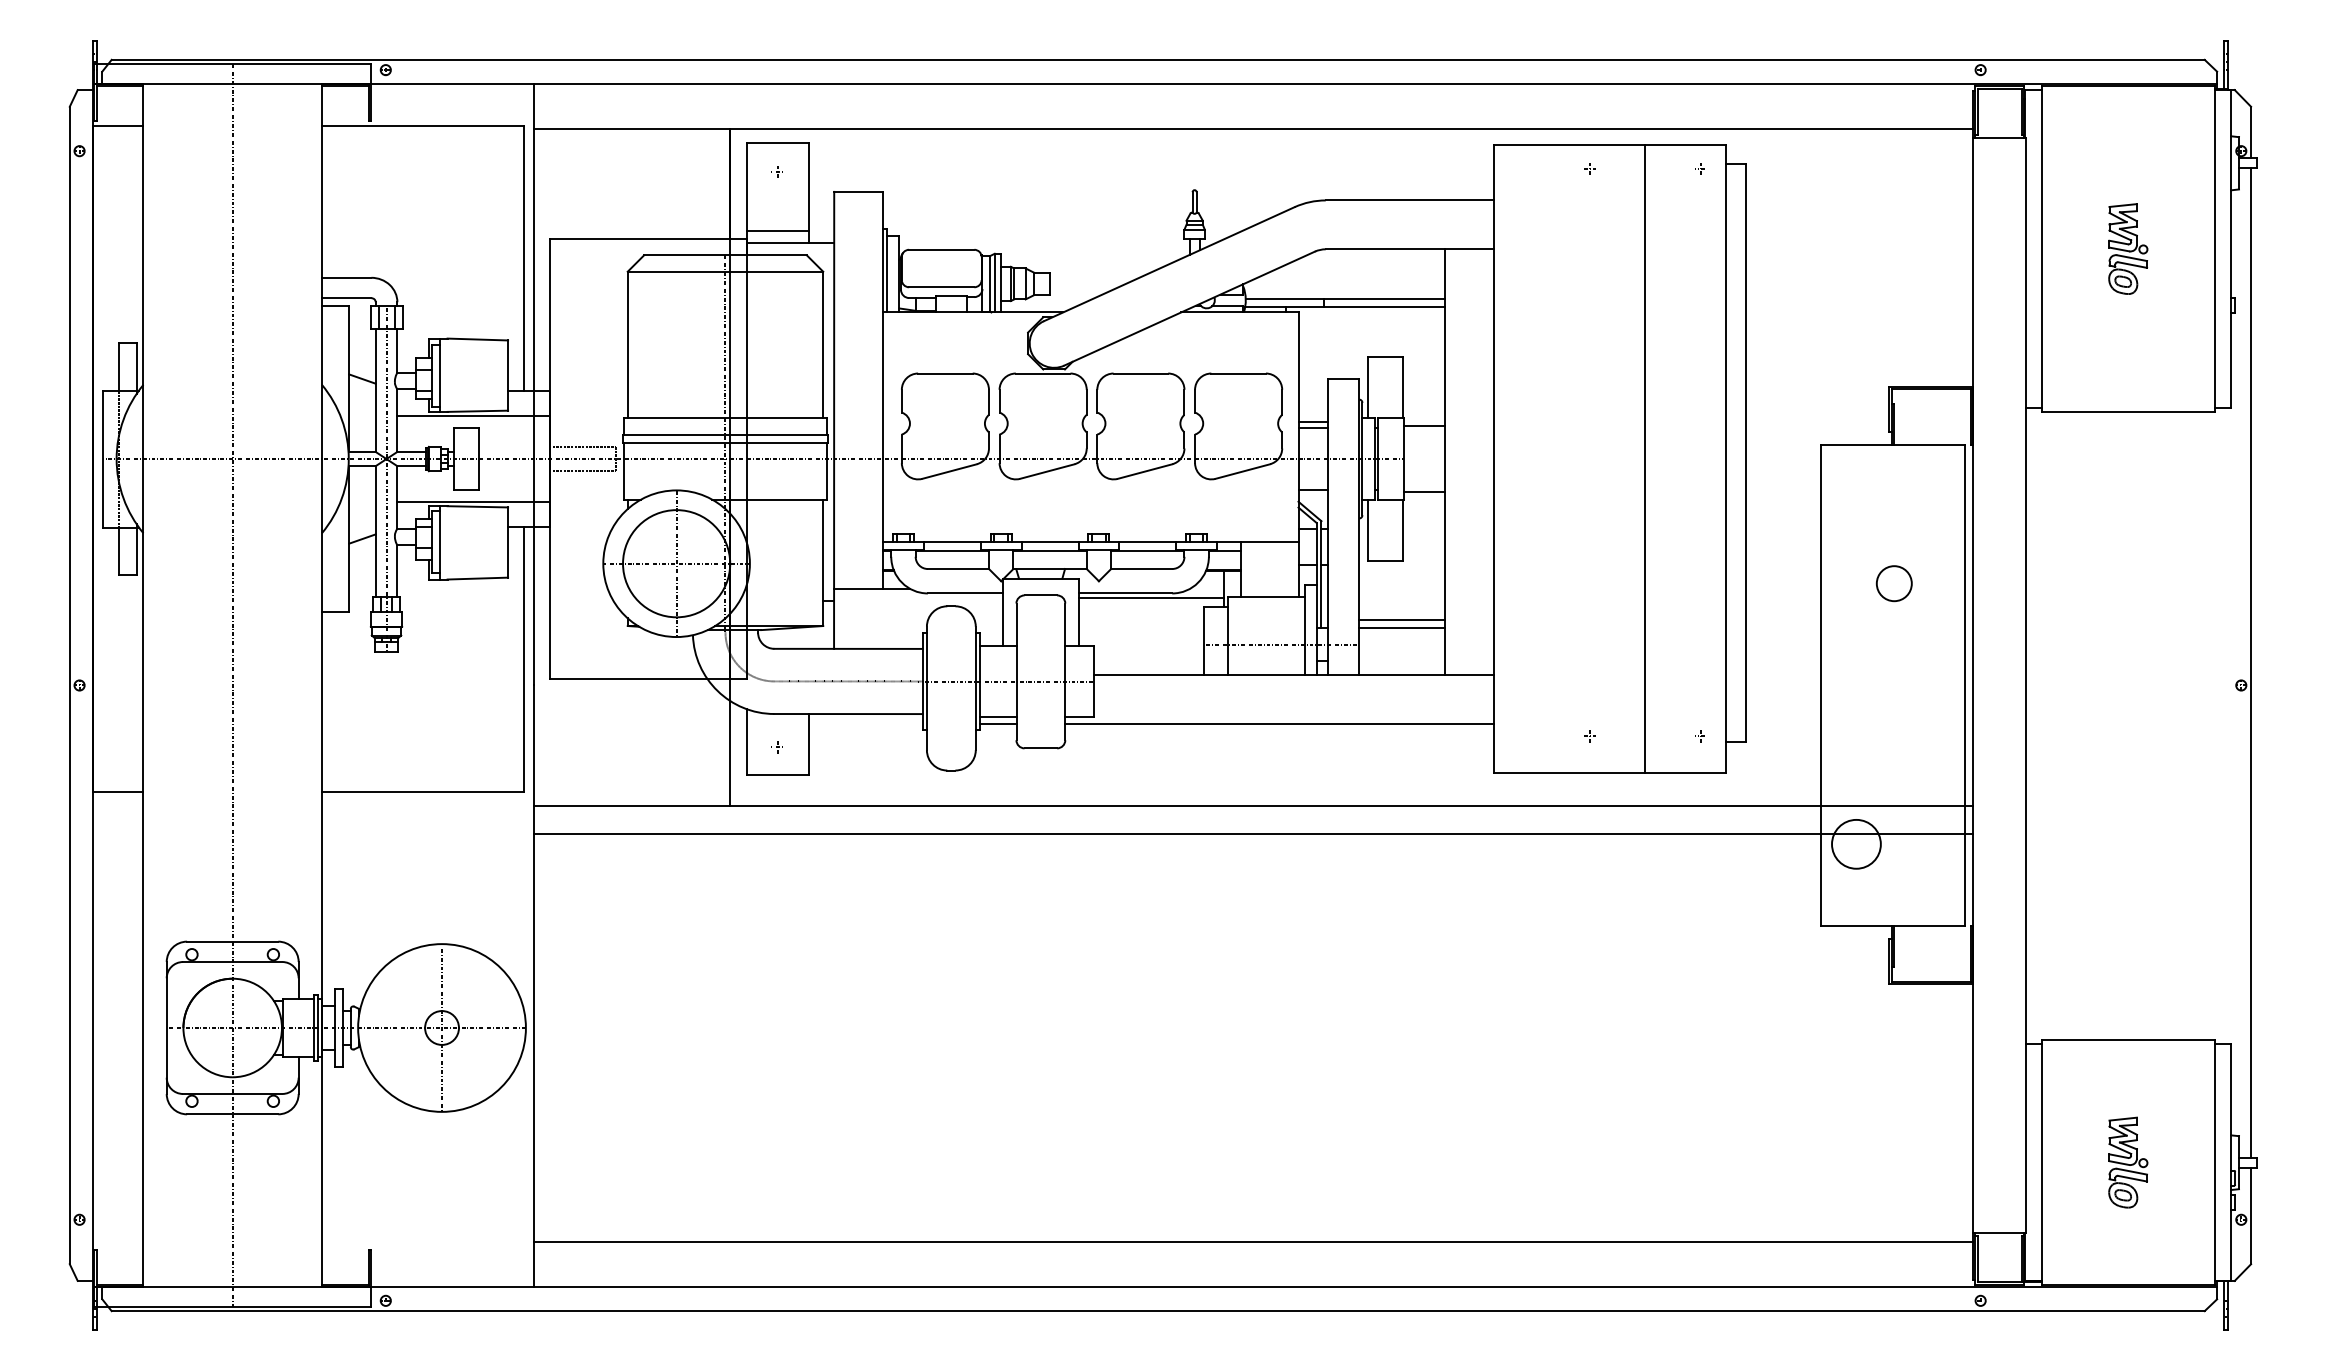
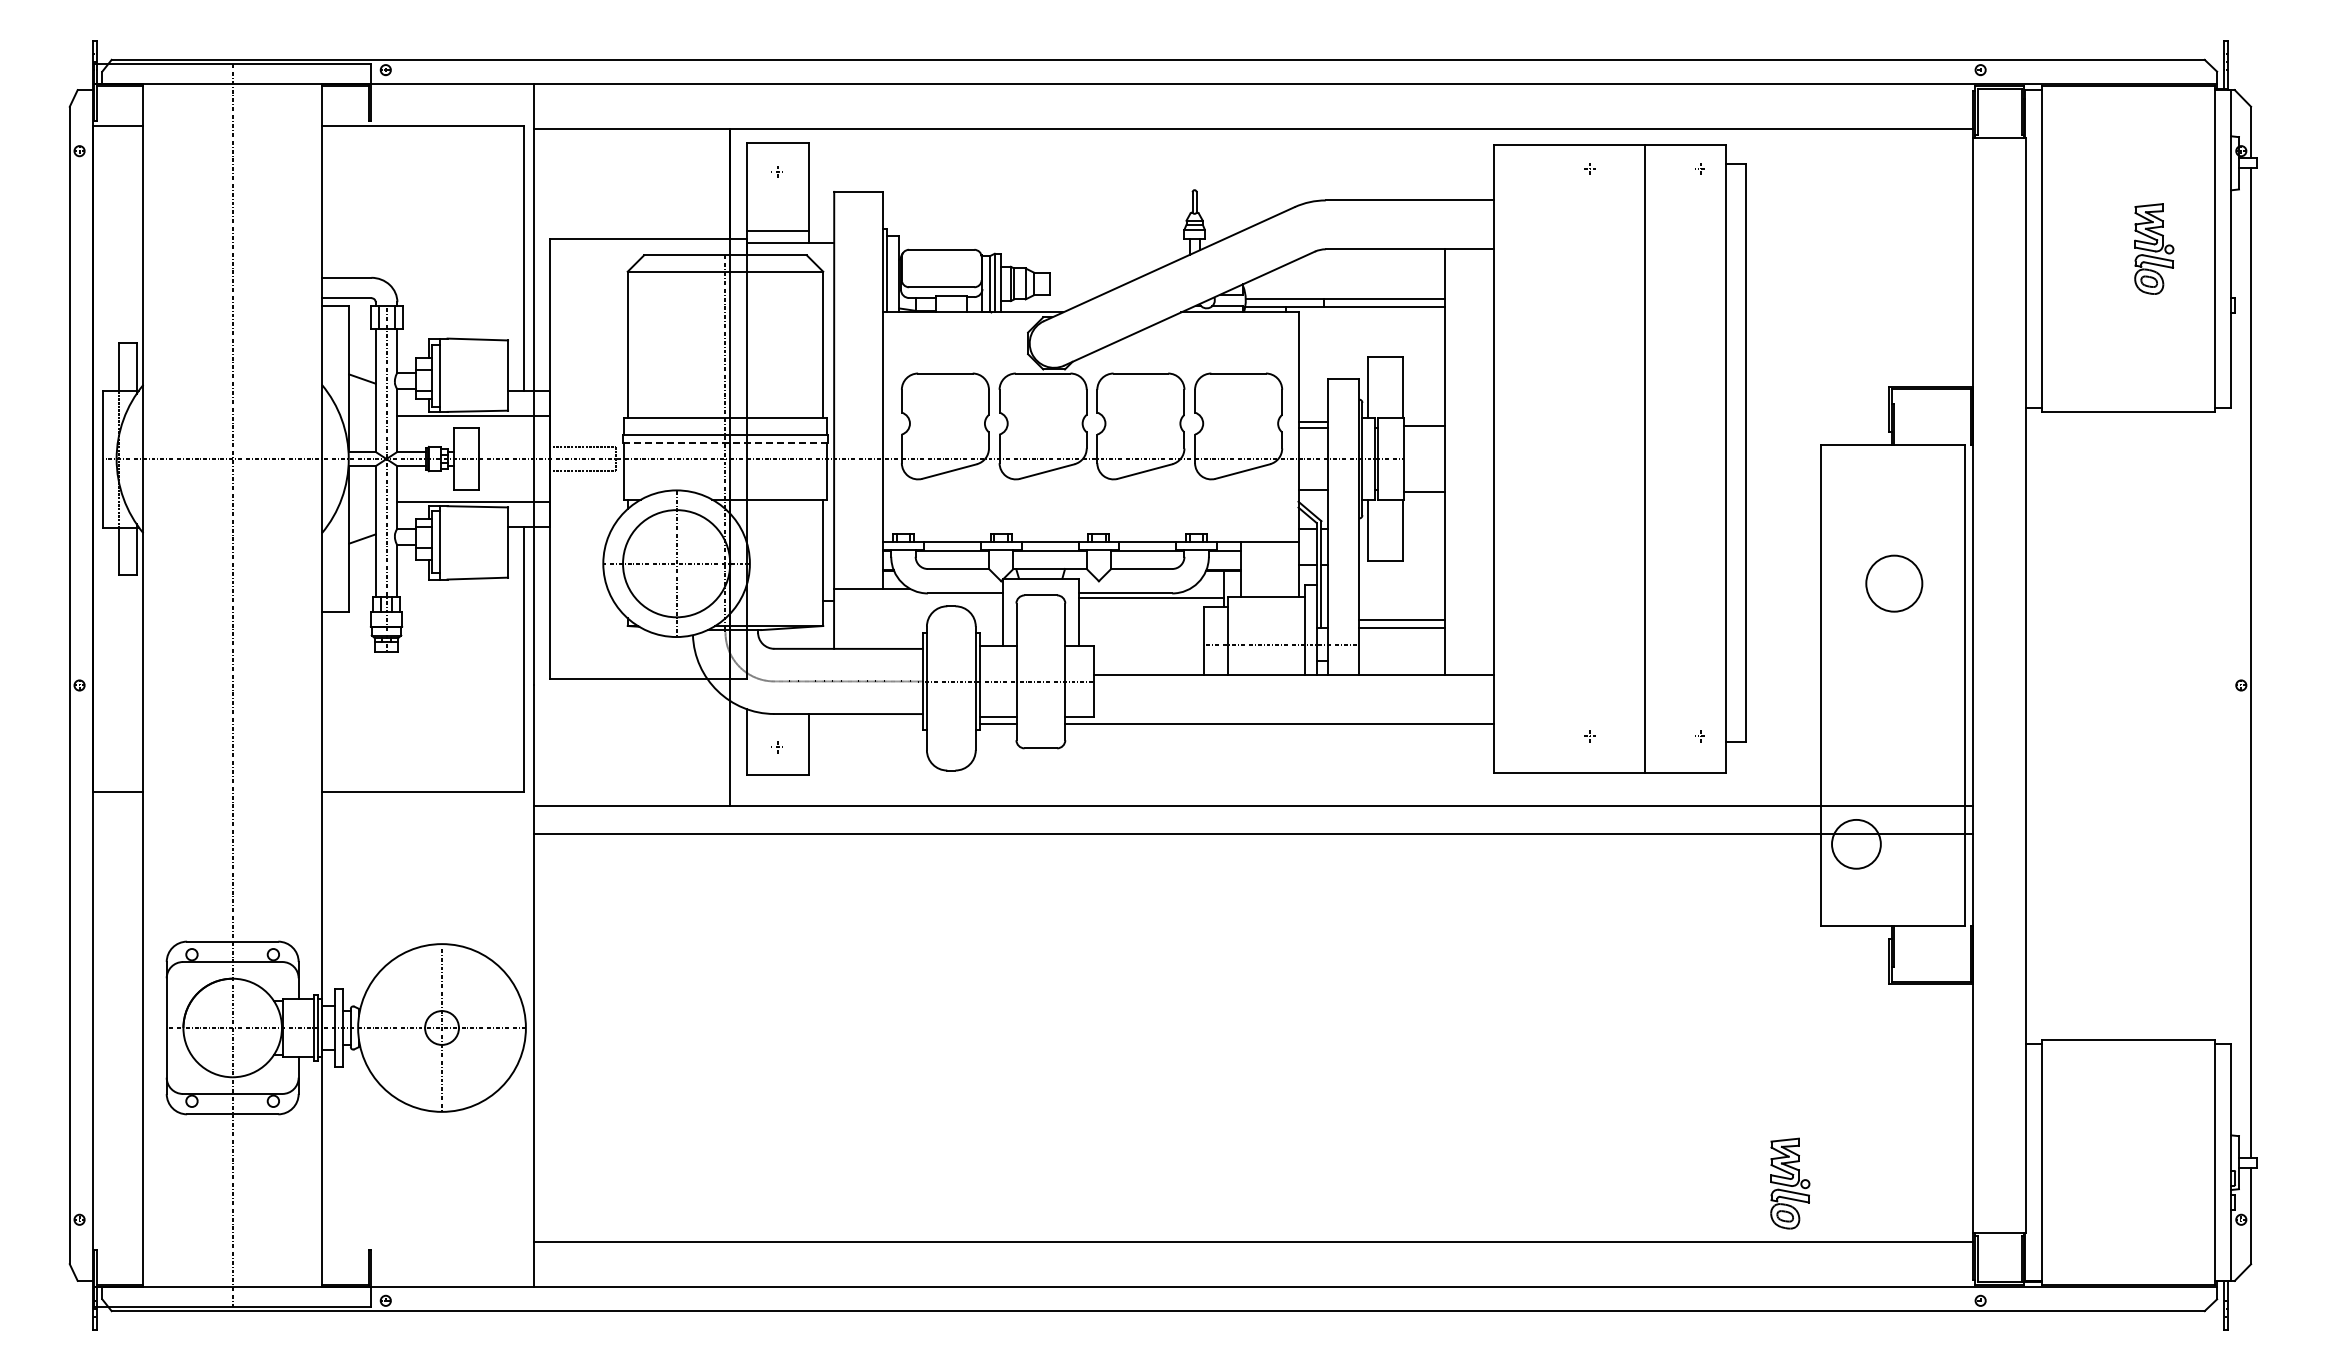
part position: (2128, 248) -> (2154, 248) (2154, 248)
line: solid -> dashed (725, 442)
circle diameter: 35 px -> 56 px (1894, 583)
part position: (2128, 1162) -> (1790, 1183) (1790, 1183)
